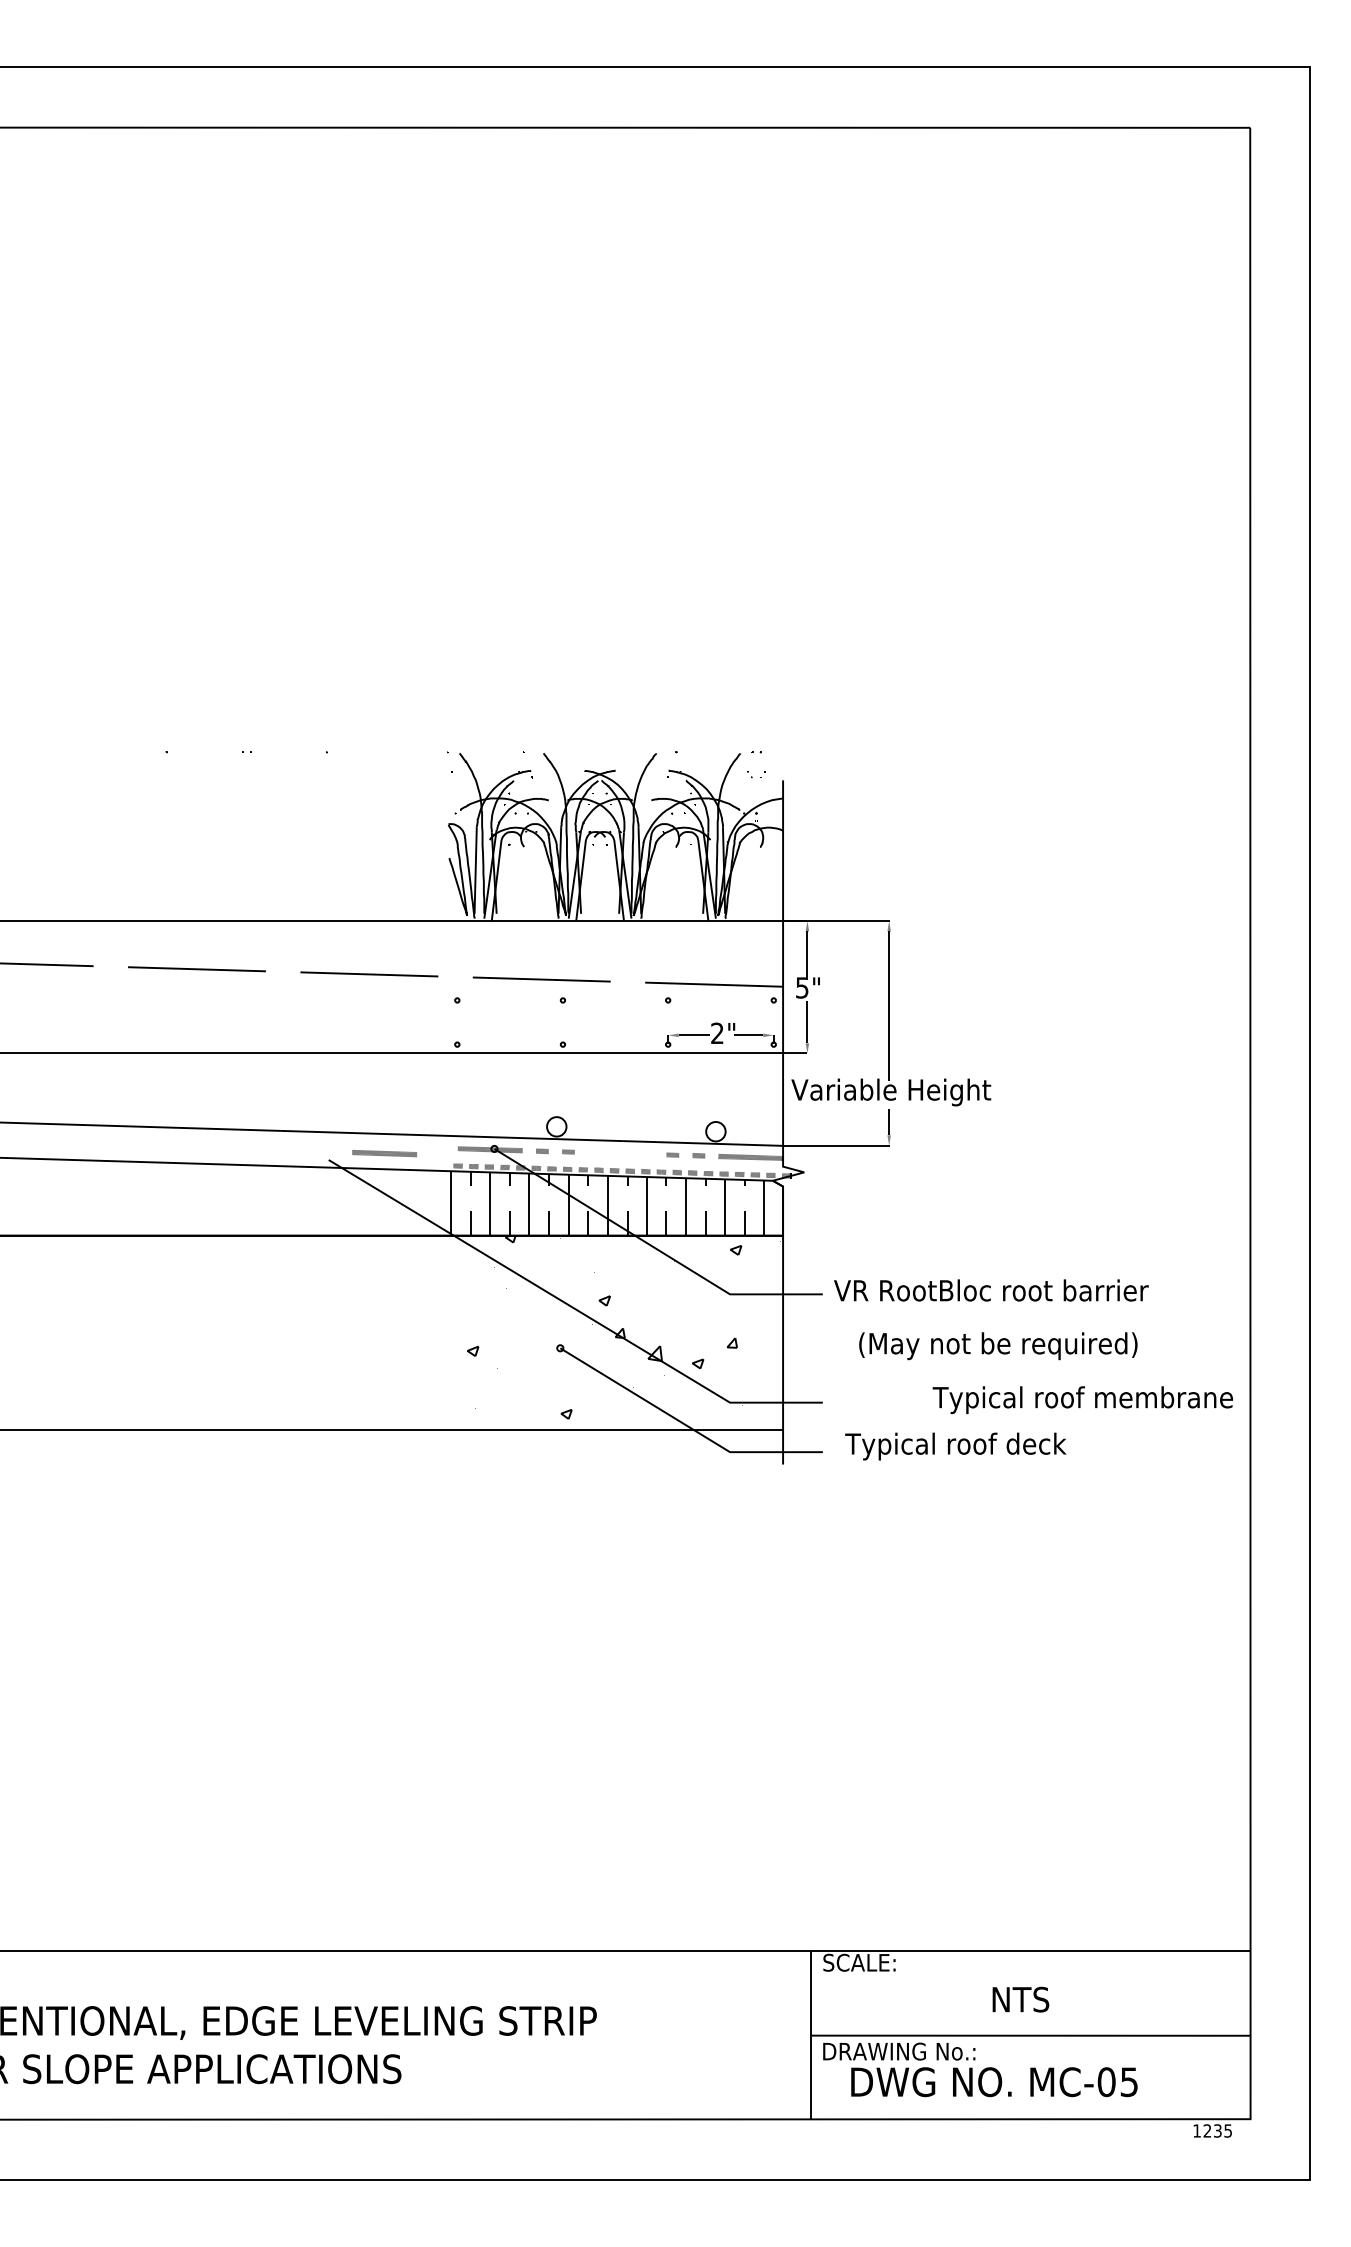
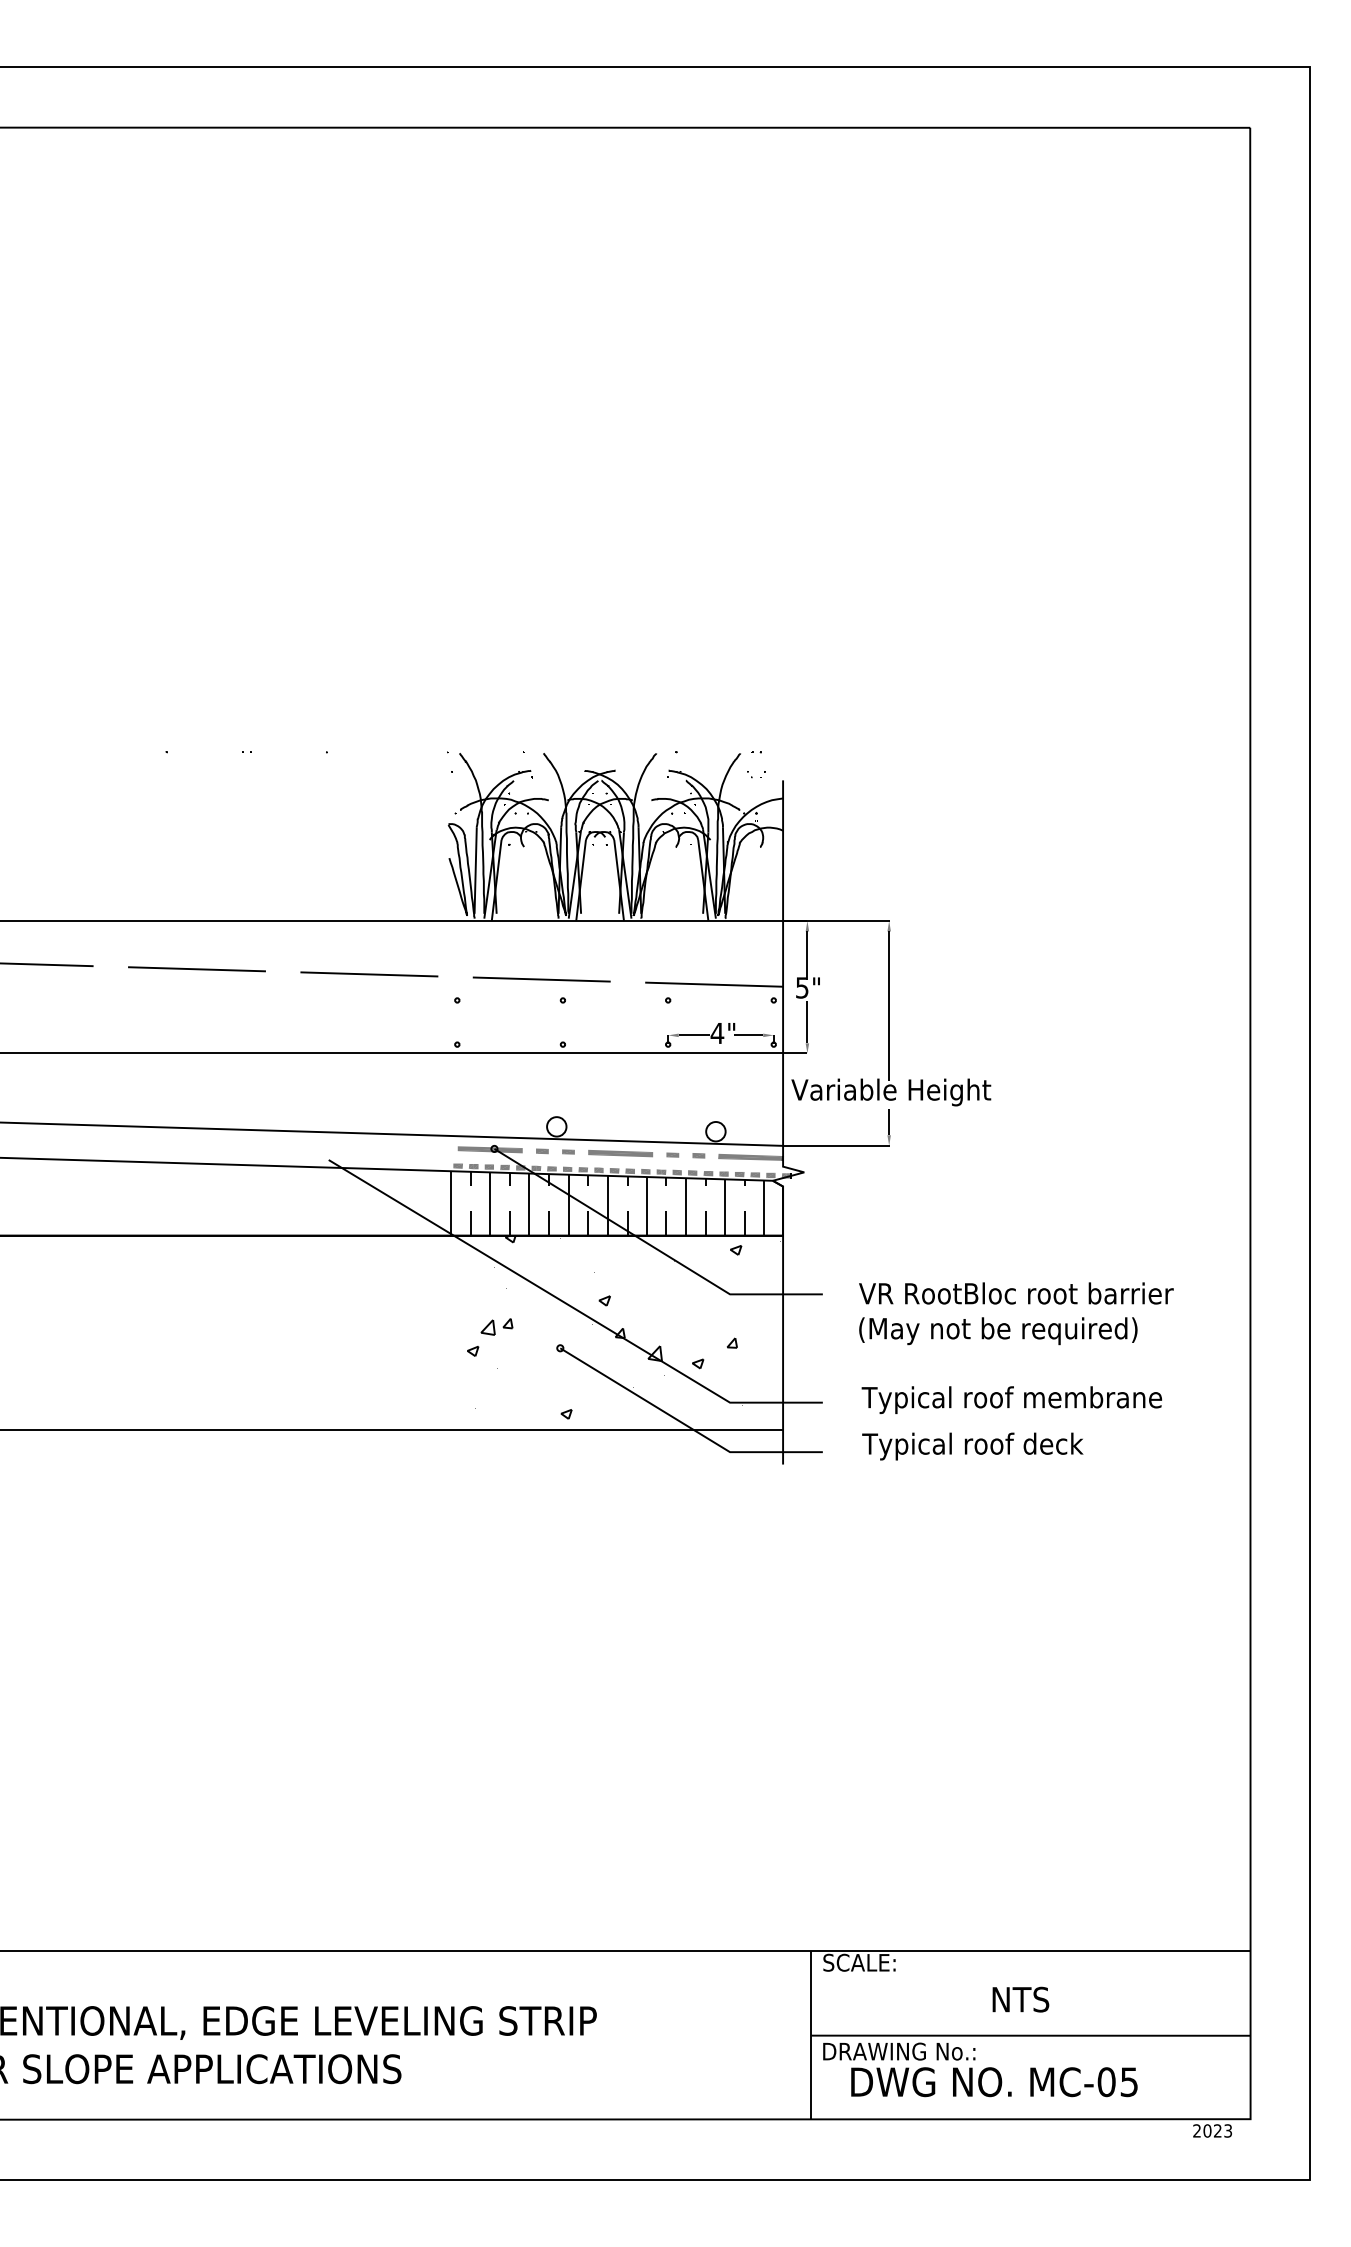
text: 2" -> 4" (717, 1032)
part position: (384, 1153) -> (620, 1153) (620, 1153)
text position: (991, 1290) -> (1016, 1293) (1016, 1293)
part: none -> present (496, 1326)
text position: (998, 1346) -> (998, 1331) (998, 1331)
text position: (1082, 1399) -> (1011, 1399) (1011, 1399)
text position: (955, 1446) -> (972, 1446) (972, 1446)
text: 1235 -> 2023 (1212, 2130)
